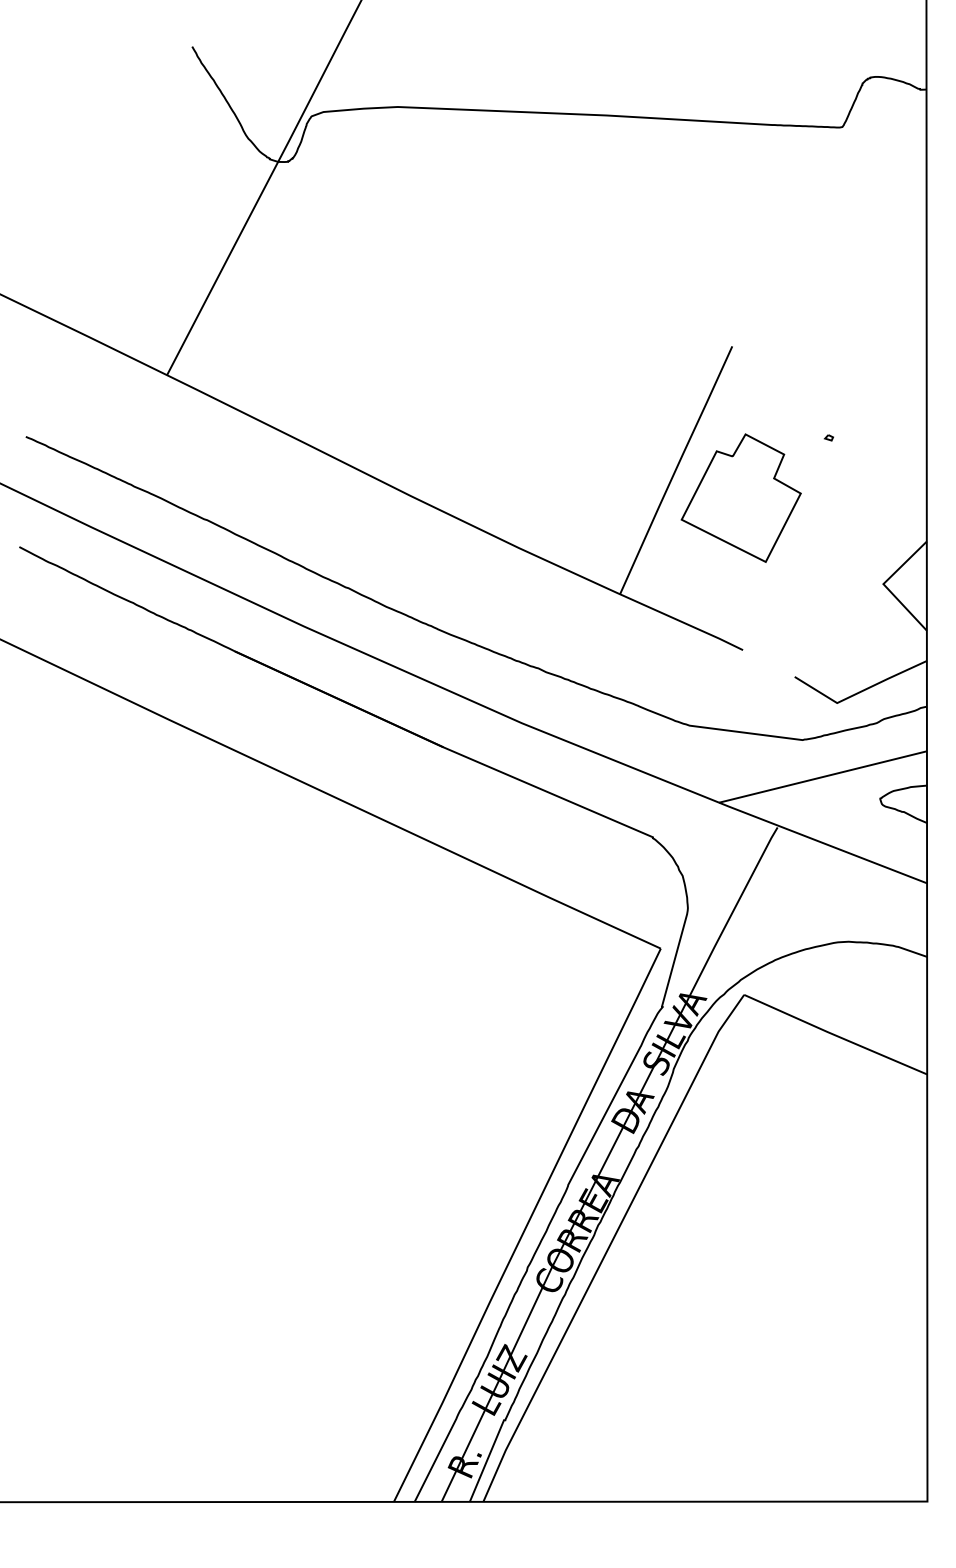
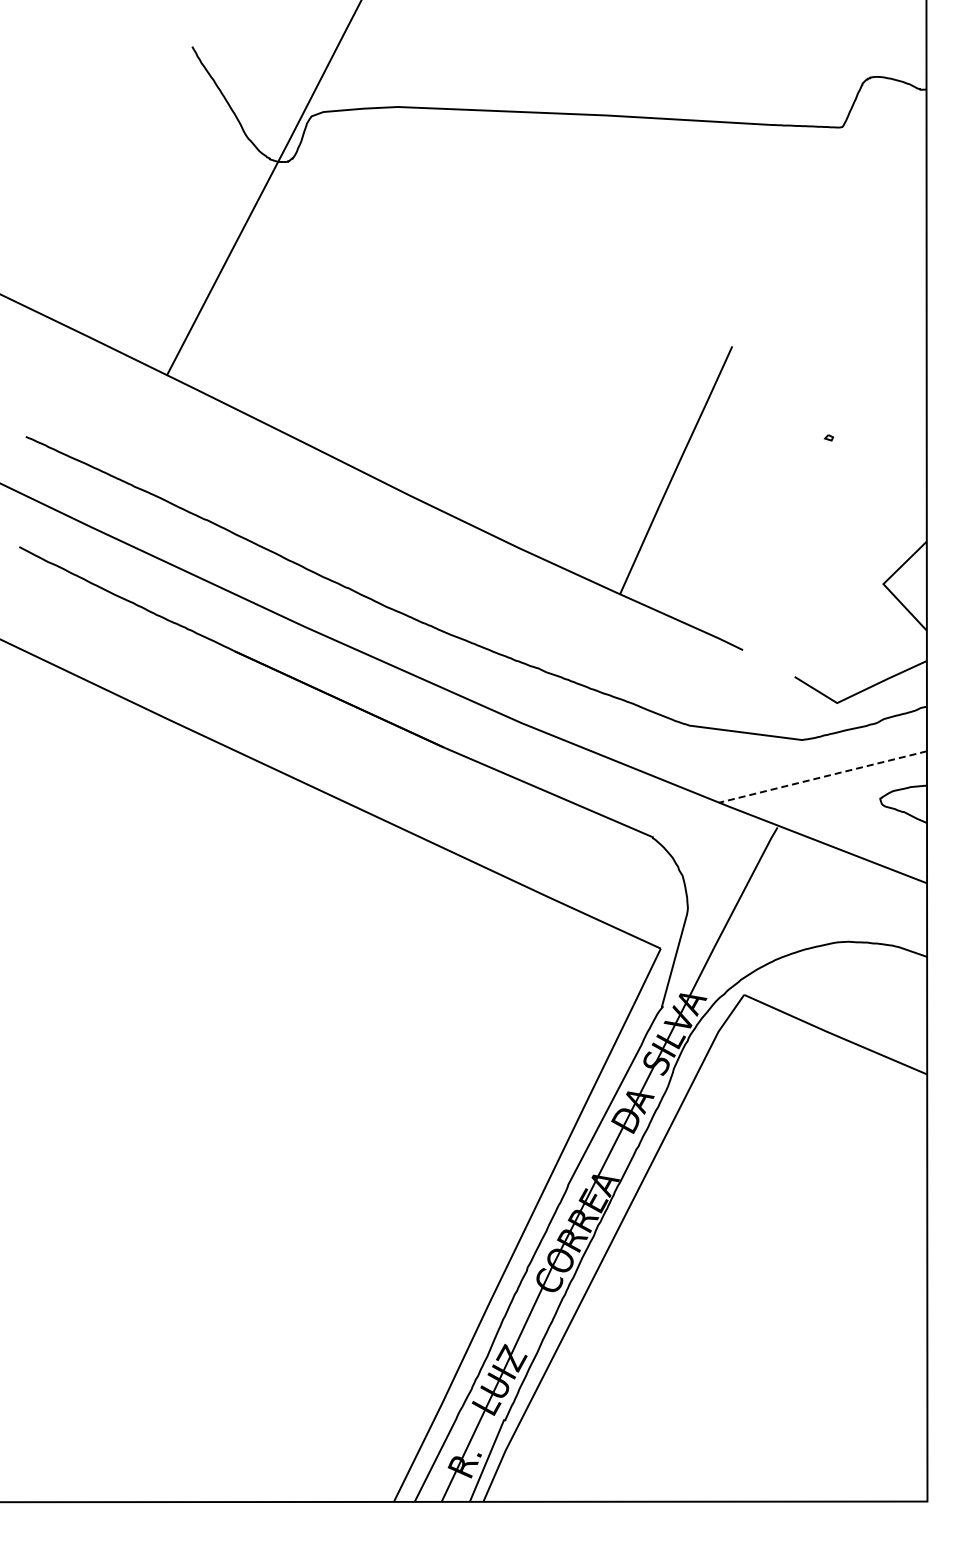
part: present -> none (740, 497)
line: solid -> dashed (822, 777)
